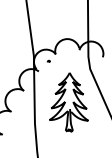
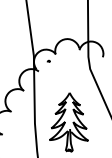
part position: (68, 102) -> (68, 122) (68, 122)
